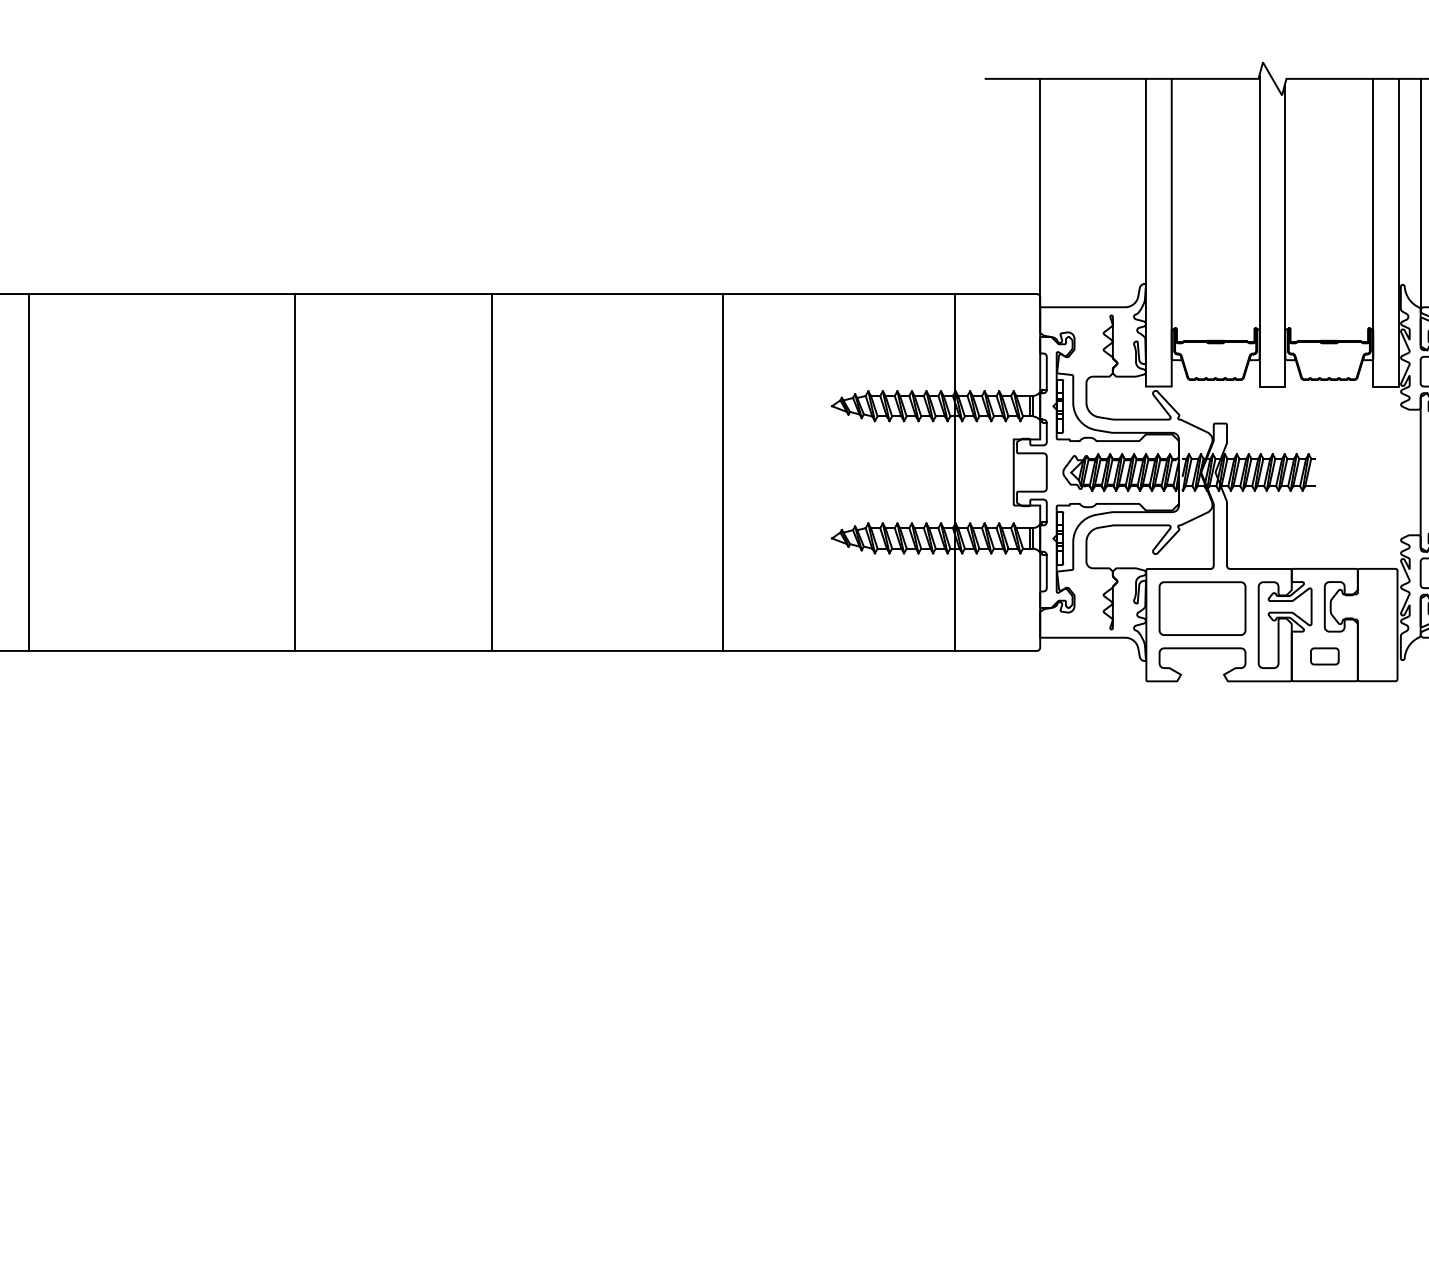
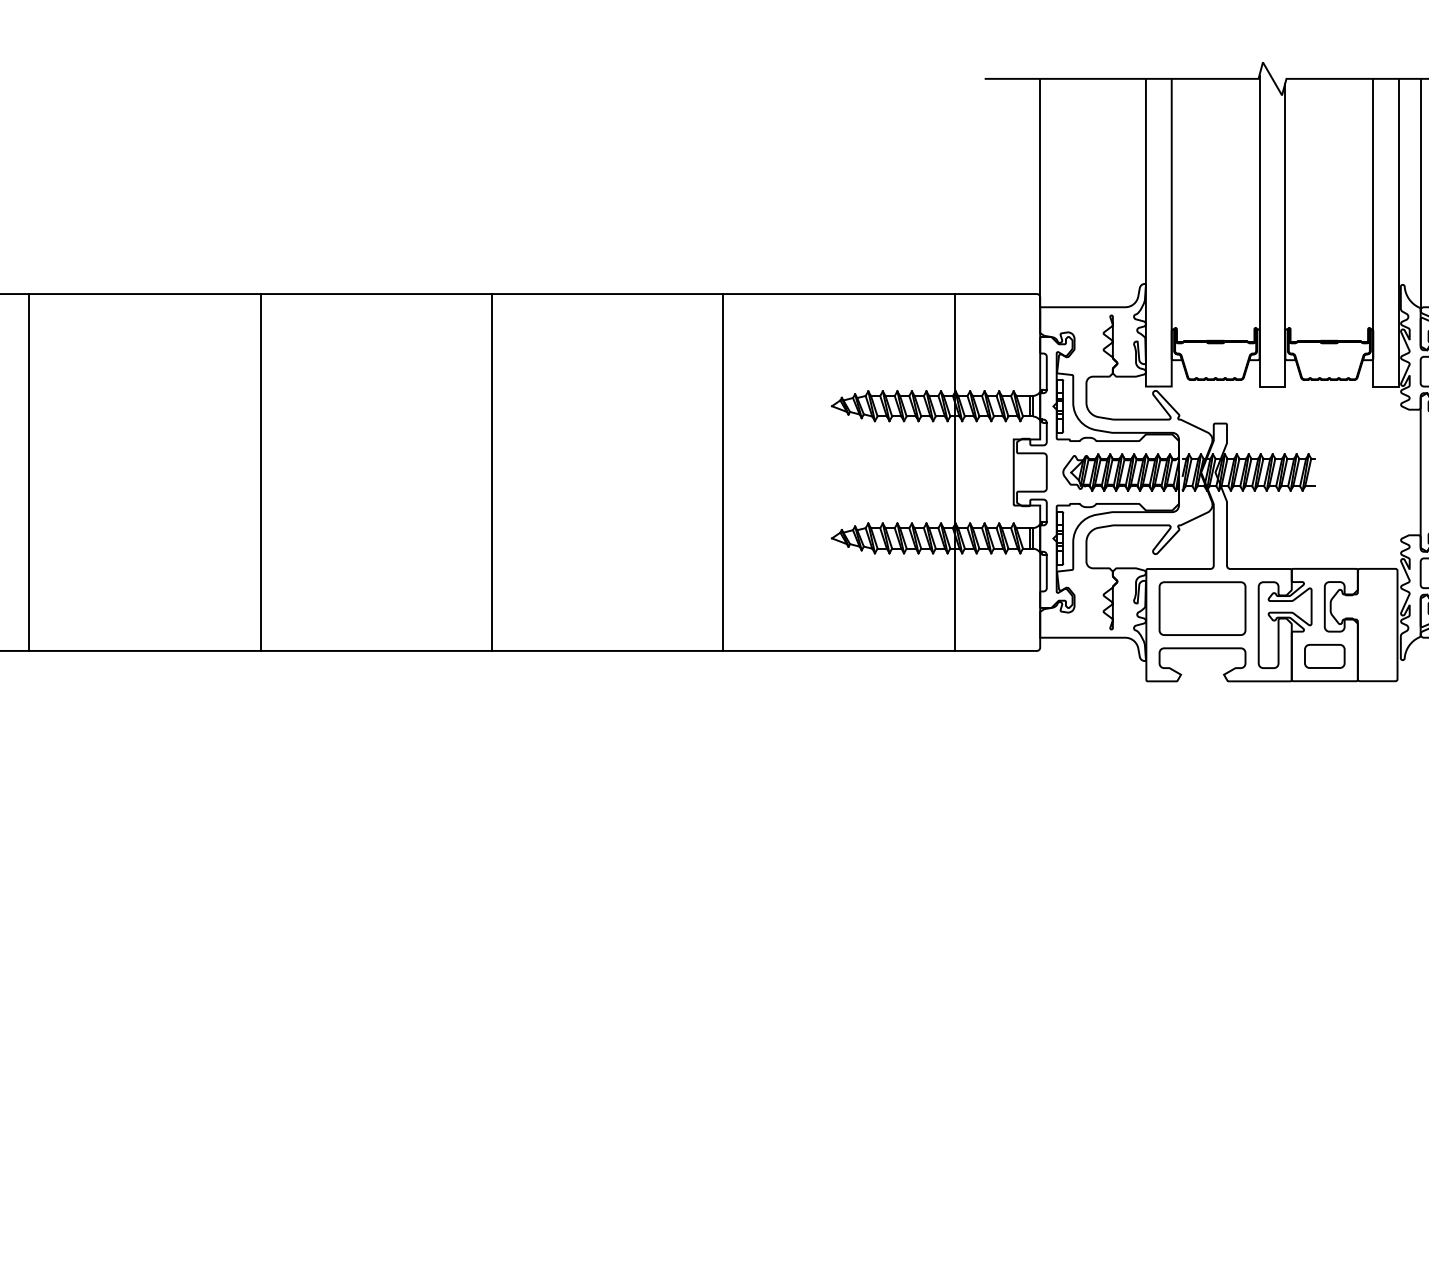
line position: (294, 472) -> (260, 472) (260, 472)
part size: 30x19 px -> 42x25 px (1324, 656)
